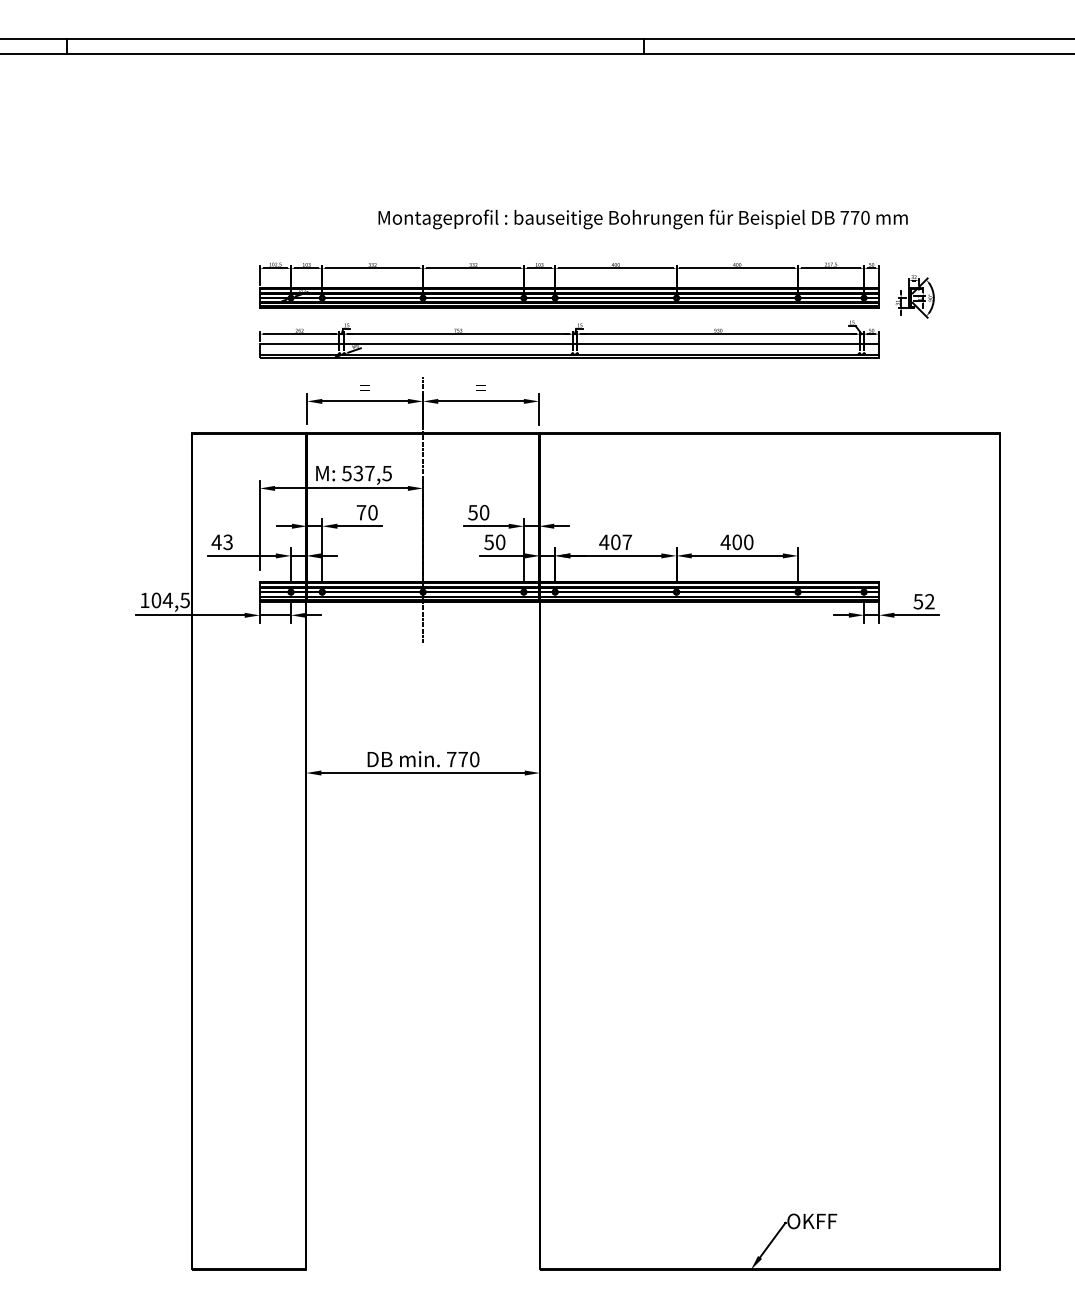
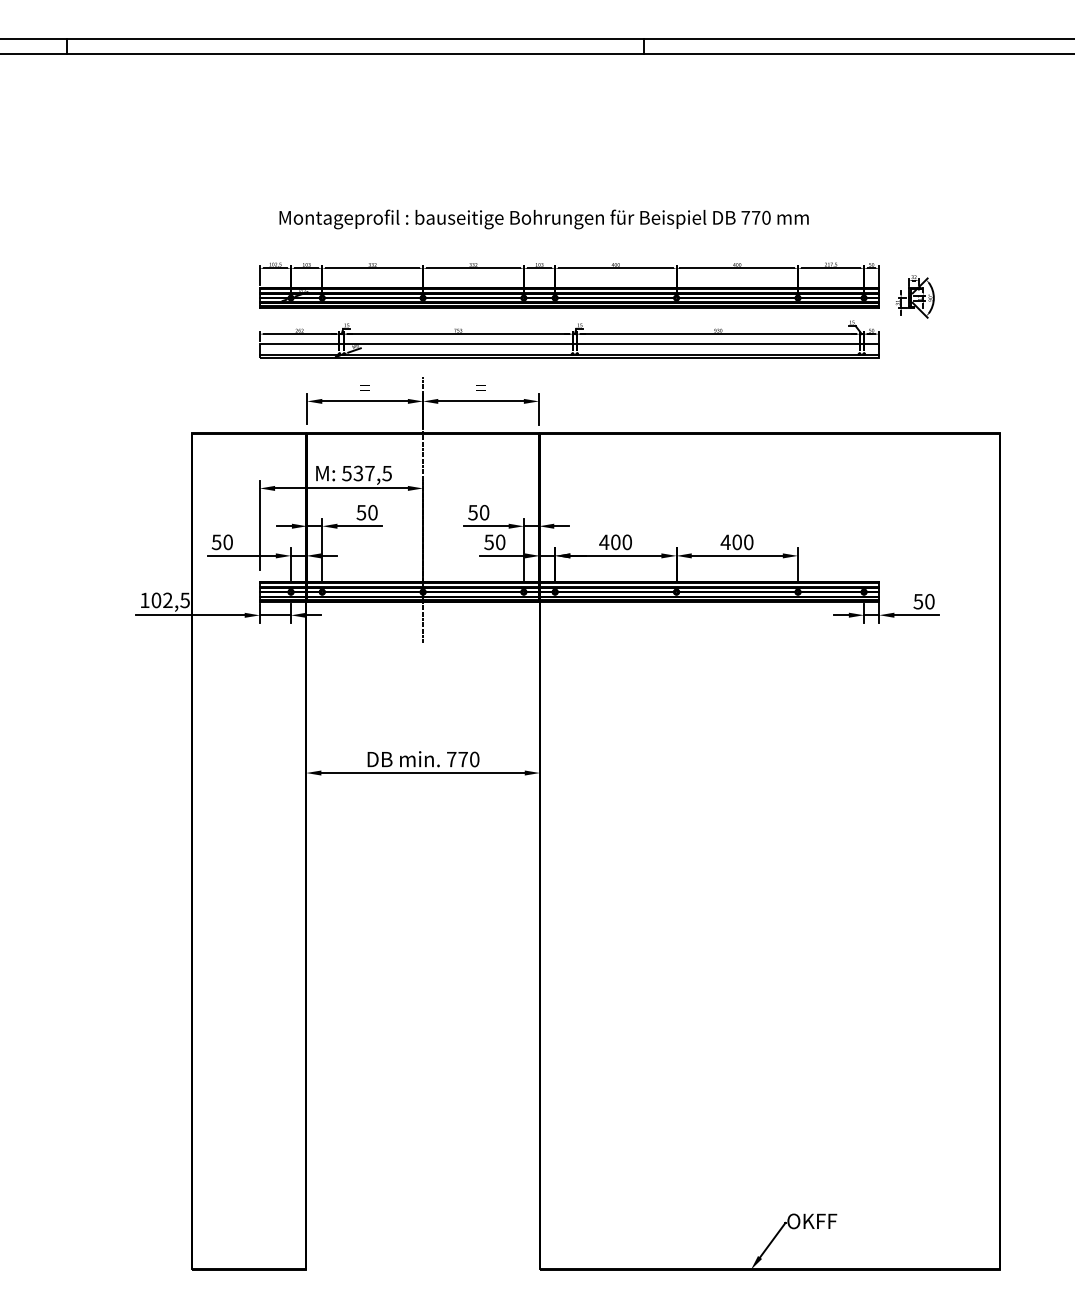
text position: (642, 219) -> (543, 219) (543, 219)
text: 70 -> 50 (361, 512)
text: 43 -> 50 (221, 542)
text: 407 -> 400 (627, 542)
text: 104,5 -> 102,5 (167, 599)
text: 52 -> 50 (929, 601)
